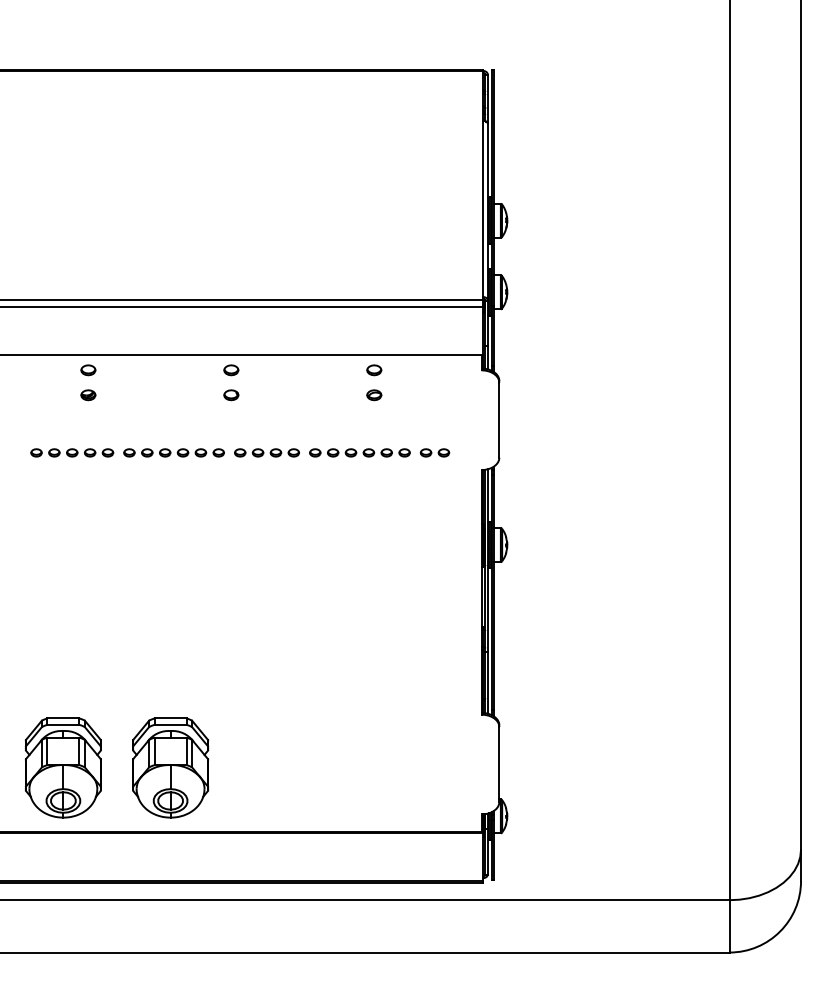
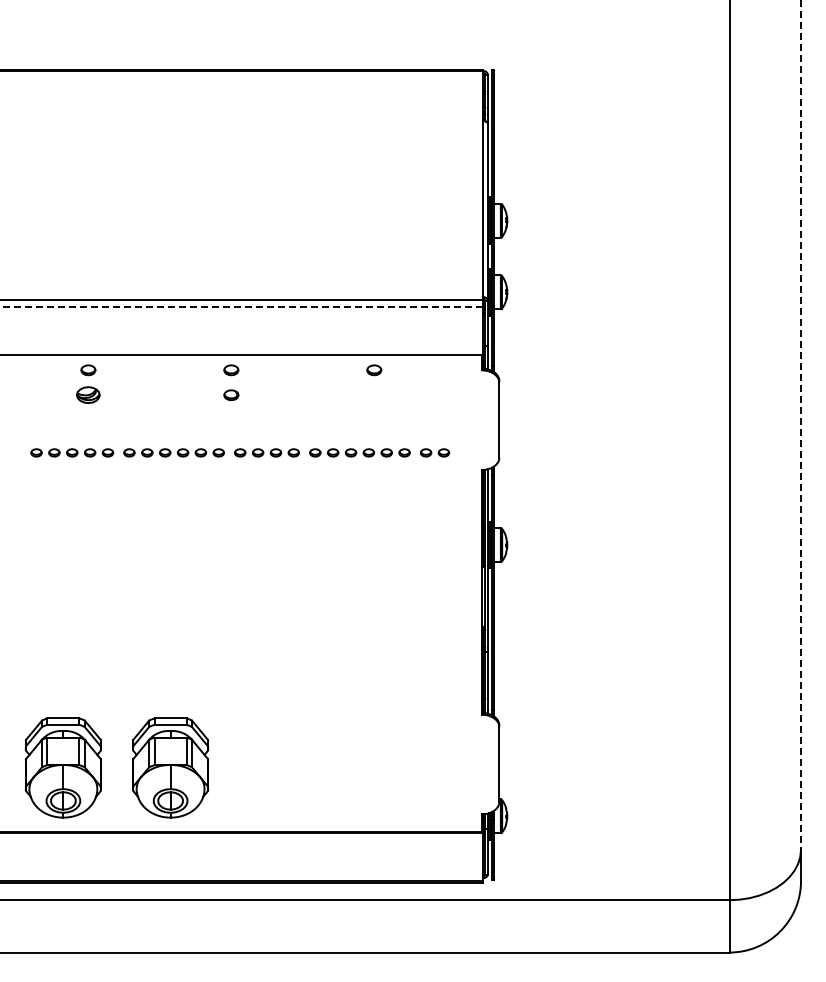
line: solid -> dashed (241, 307)
part size: 17x13 px -> 25x18 px (88, 394)
part: present -> none (374, 395)
line: solid -> dashed (801, 424)
